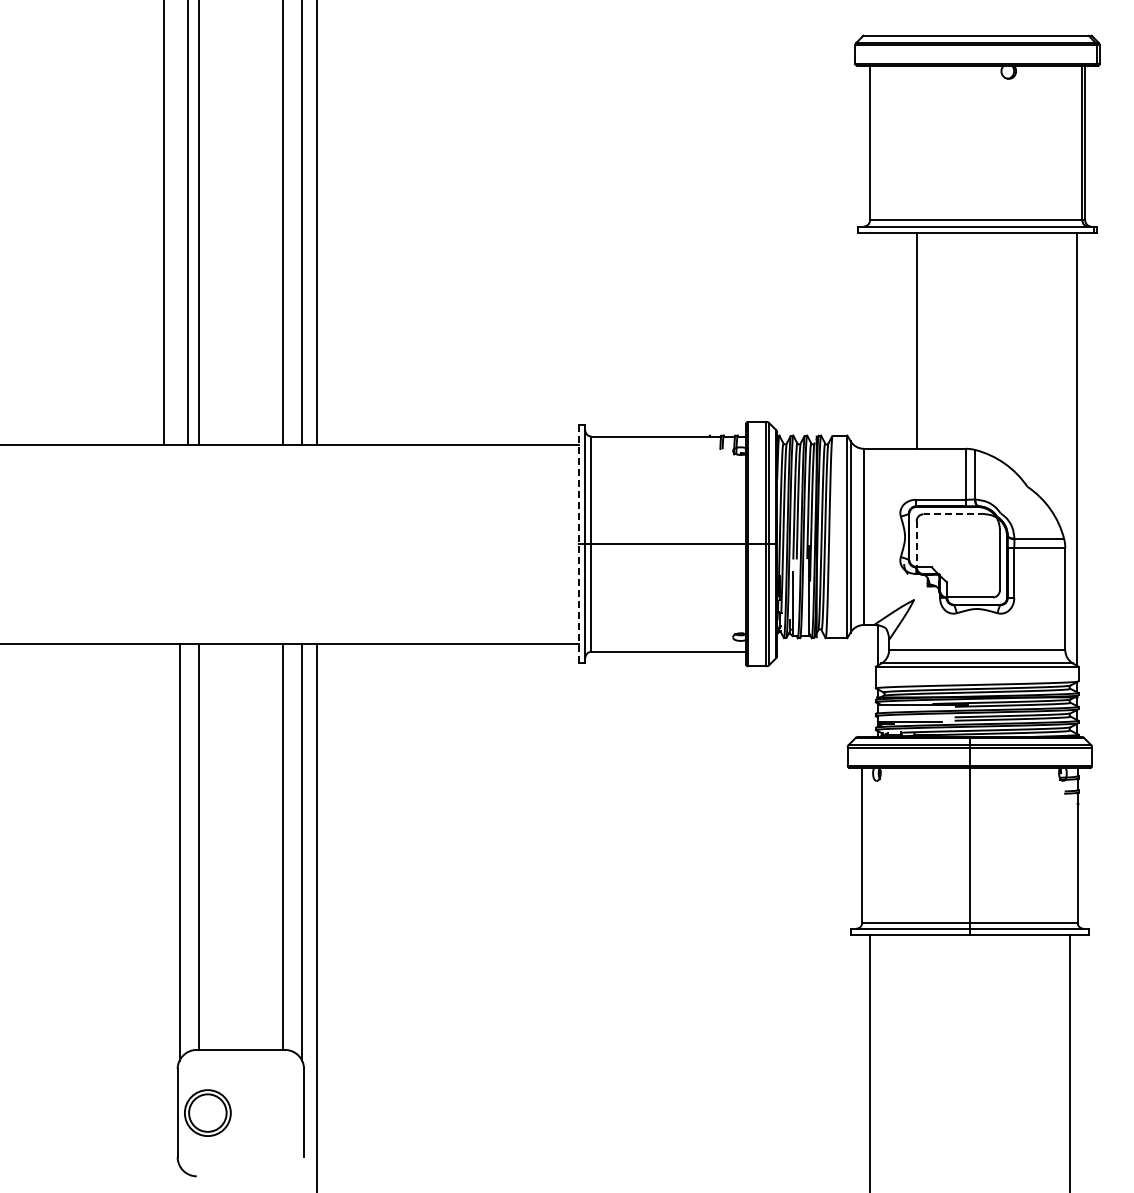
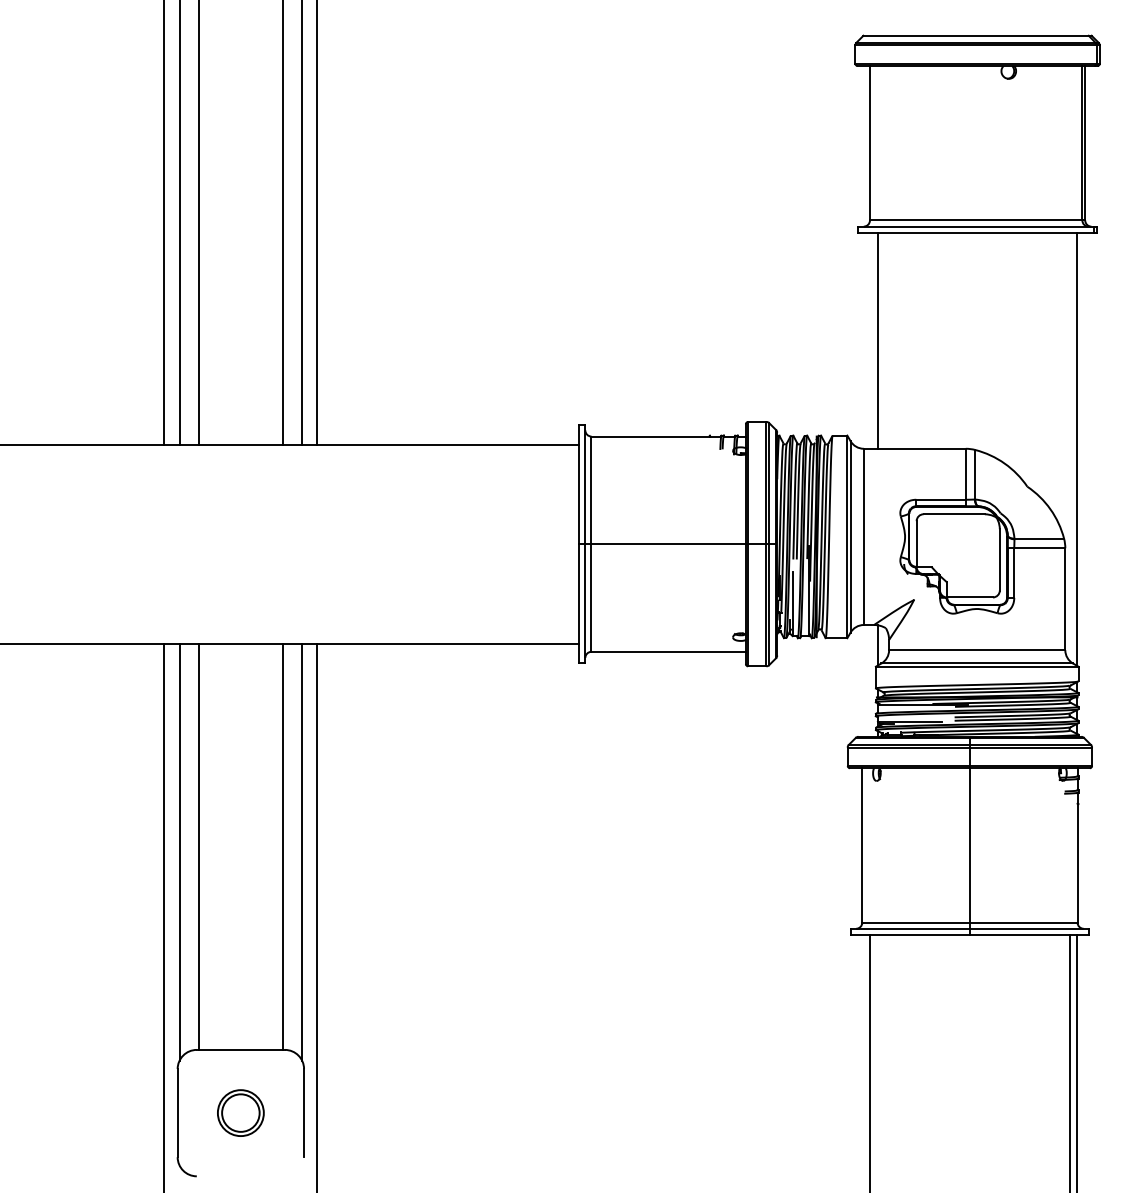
line position: (187, 223) -> (179, 223) (179, 223)
line position: (917, 340) -> (878, 340) (878, 340)
line: dashed -> solid (954, 514)
line: dashed -> solid (578, 544)
line: dashed -> solid (916, 544)
line: none -> present (164, 916)
line: none -> present (1077, 1062)
part position: (207, 1112) -> (240, 1112) (240, 1112)
